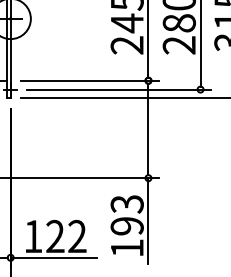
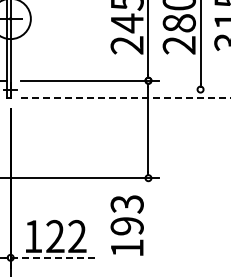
line: present -> none (118, 89)
line: solid -> dashed (125, 98)
line: present -> none (148, 221)
line: solid -> dashed (54, 257)
